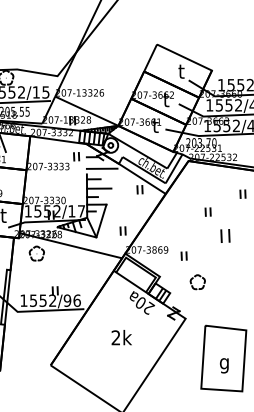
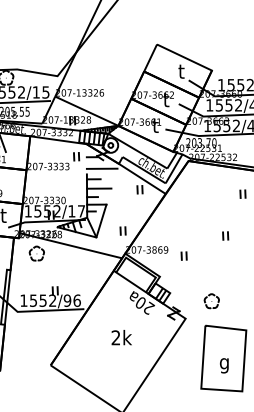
part: present -> none (207, 211)
part size: 11x14 px -> 8x10 px (225, 235)
part position: (197, 282) -> (211, 301) (211, 301)
